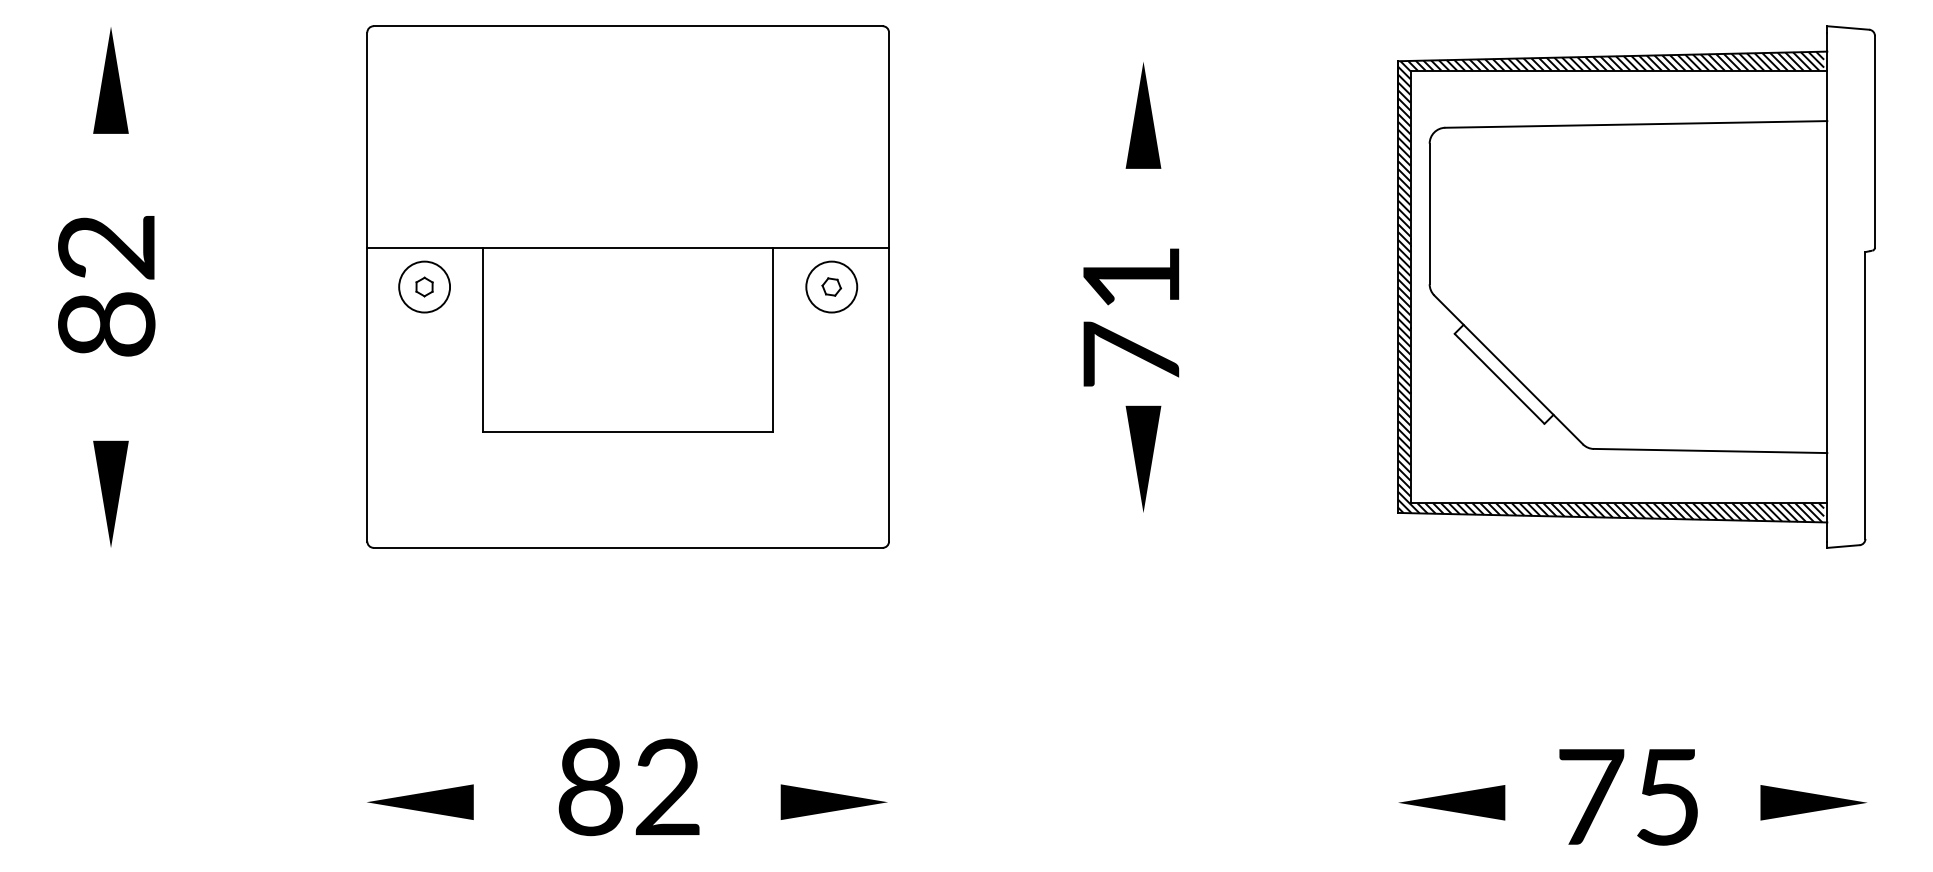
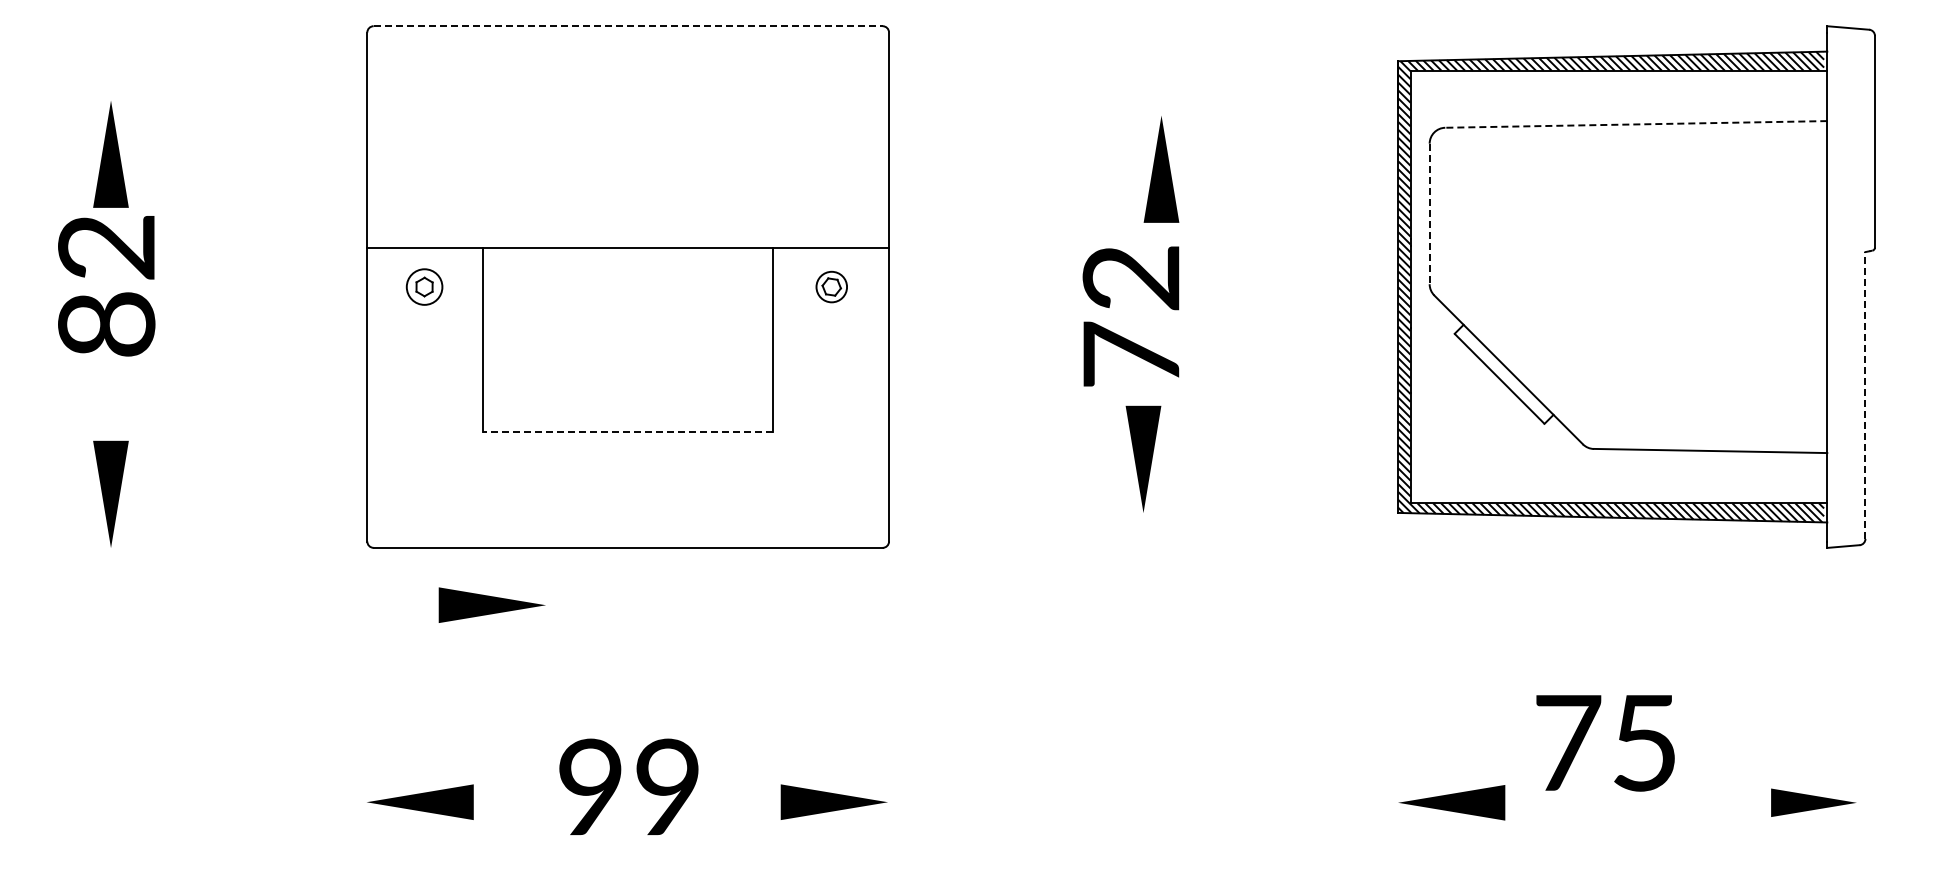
line: solid -> dashed (628, 26)
part position: (110, 80) -> (110, 154) (110, 154)
part position: (1143, 115) -> (1161, 169) (1161, 169)
line: solid -> dashed (1635, 124)
line: solid -> dashed (1429, 214)
text: 71 -> 72 (1130, 278)
circle diameter: 51 px -> 36 px (424, 286)
circle diameter: 51 px -> 31 px (831, 286)
line: solid -> dashed (1865, 394)
line: solid -> dashed (627, 432)
part: none -> present (491, 604)
text: 82 -> 99 (628, 787)
text position: (1628, 797) -> (1605, 743) (1605, 743)
part size: 107x36 px -> 86x29 px (1813, 802)
